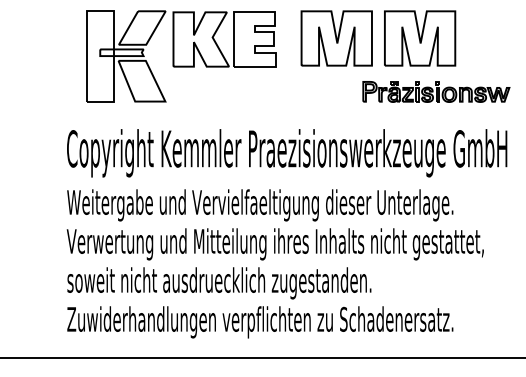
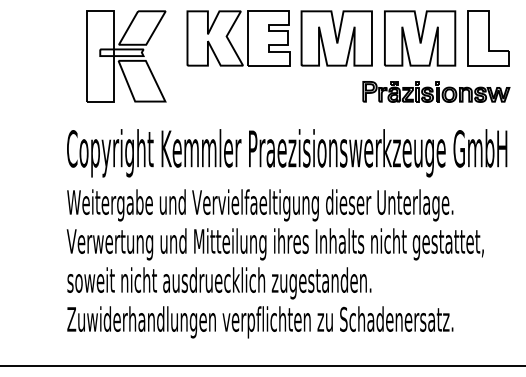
part: none -> present (488, 38)
part position: (217, 43) -> (231, 42) (231, 42)
line position: (262, 357) -> (262, 365) (262, 365)
